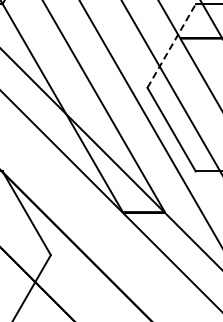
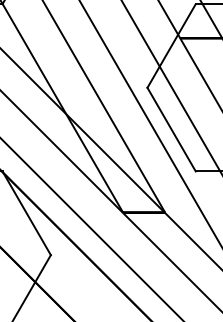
line: dashed -> solid (171, 45)
line: none -> present (91, 228)
